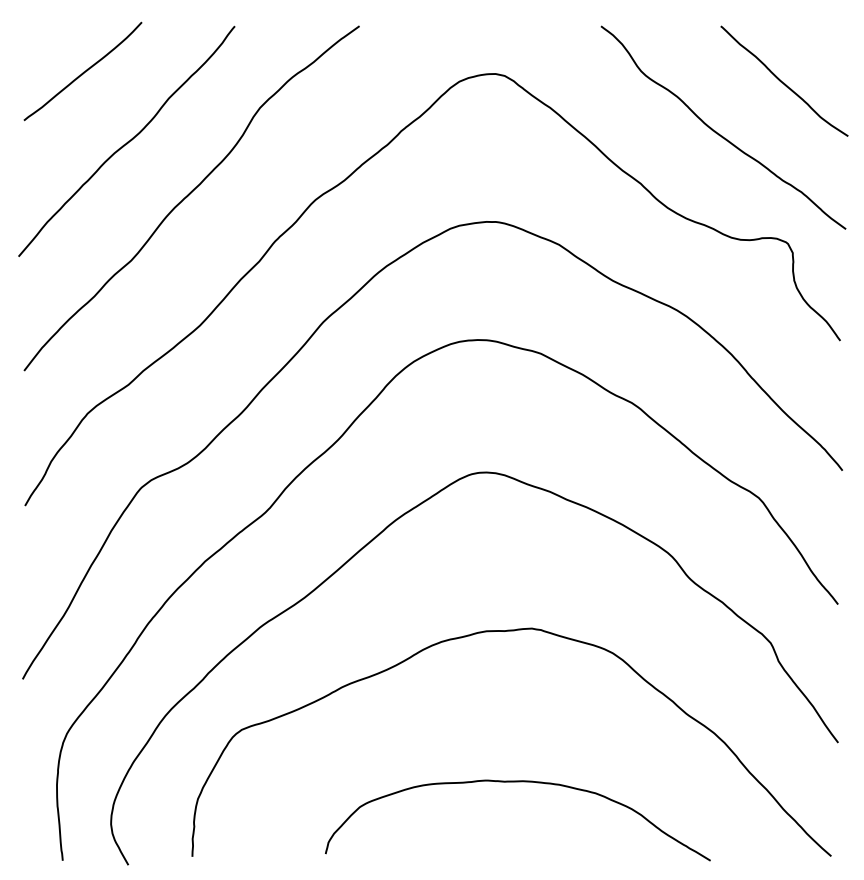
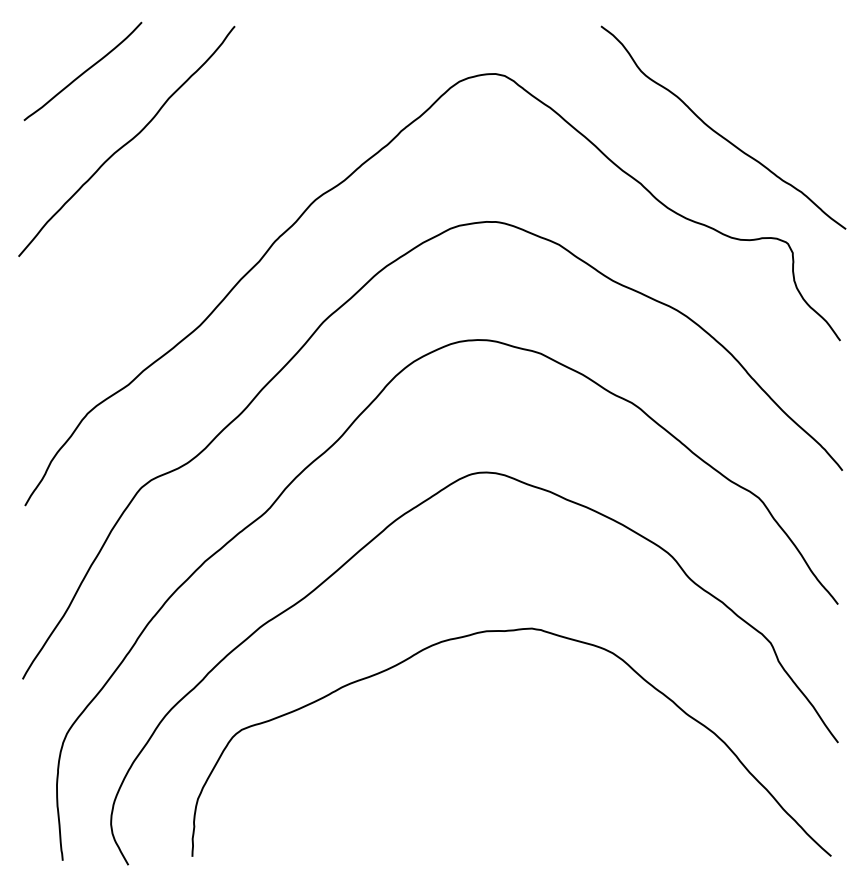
curve: present -> none (784, 82)
curve: present -> none (189, 195)
curve: present -> none (517, 782)
